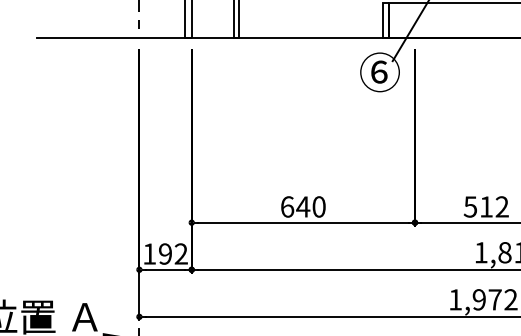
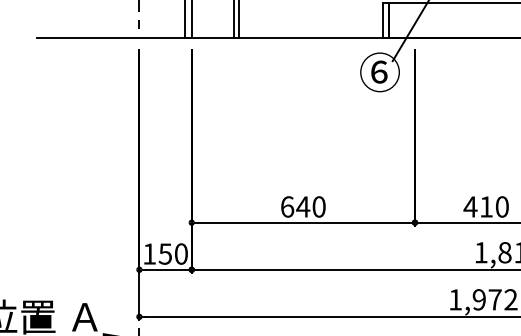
text: 512 -> 410 (485, 206)
text: 192 -> 150 (172, 253)
